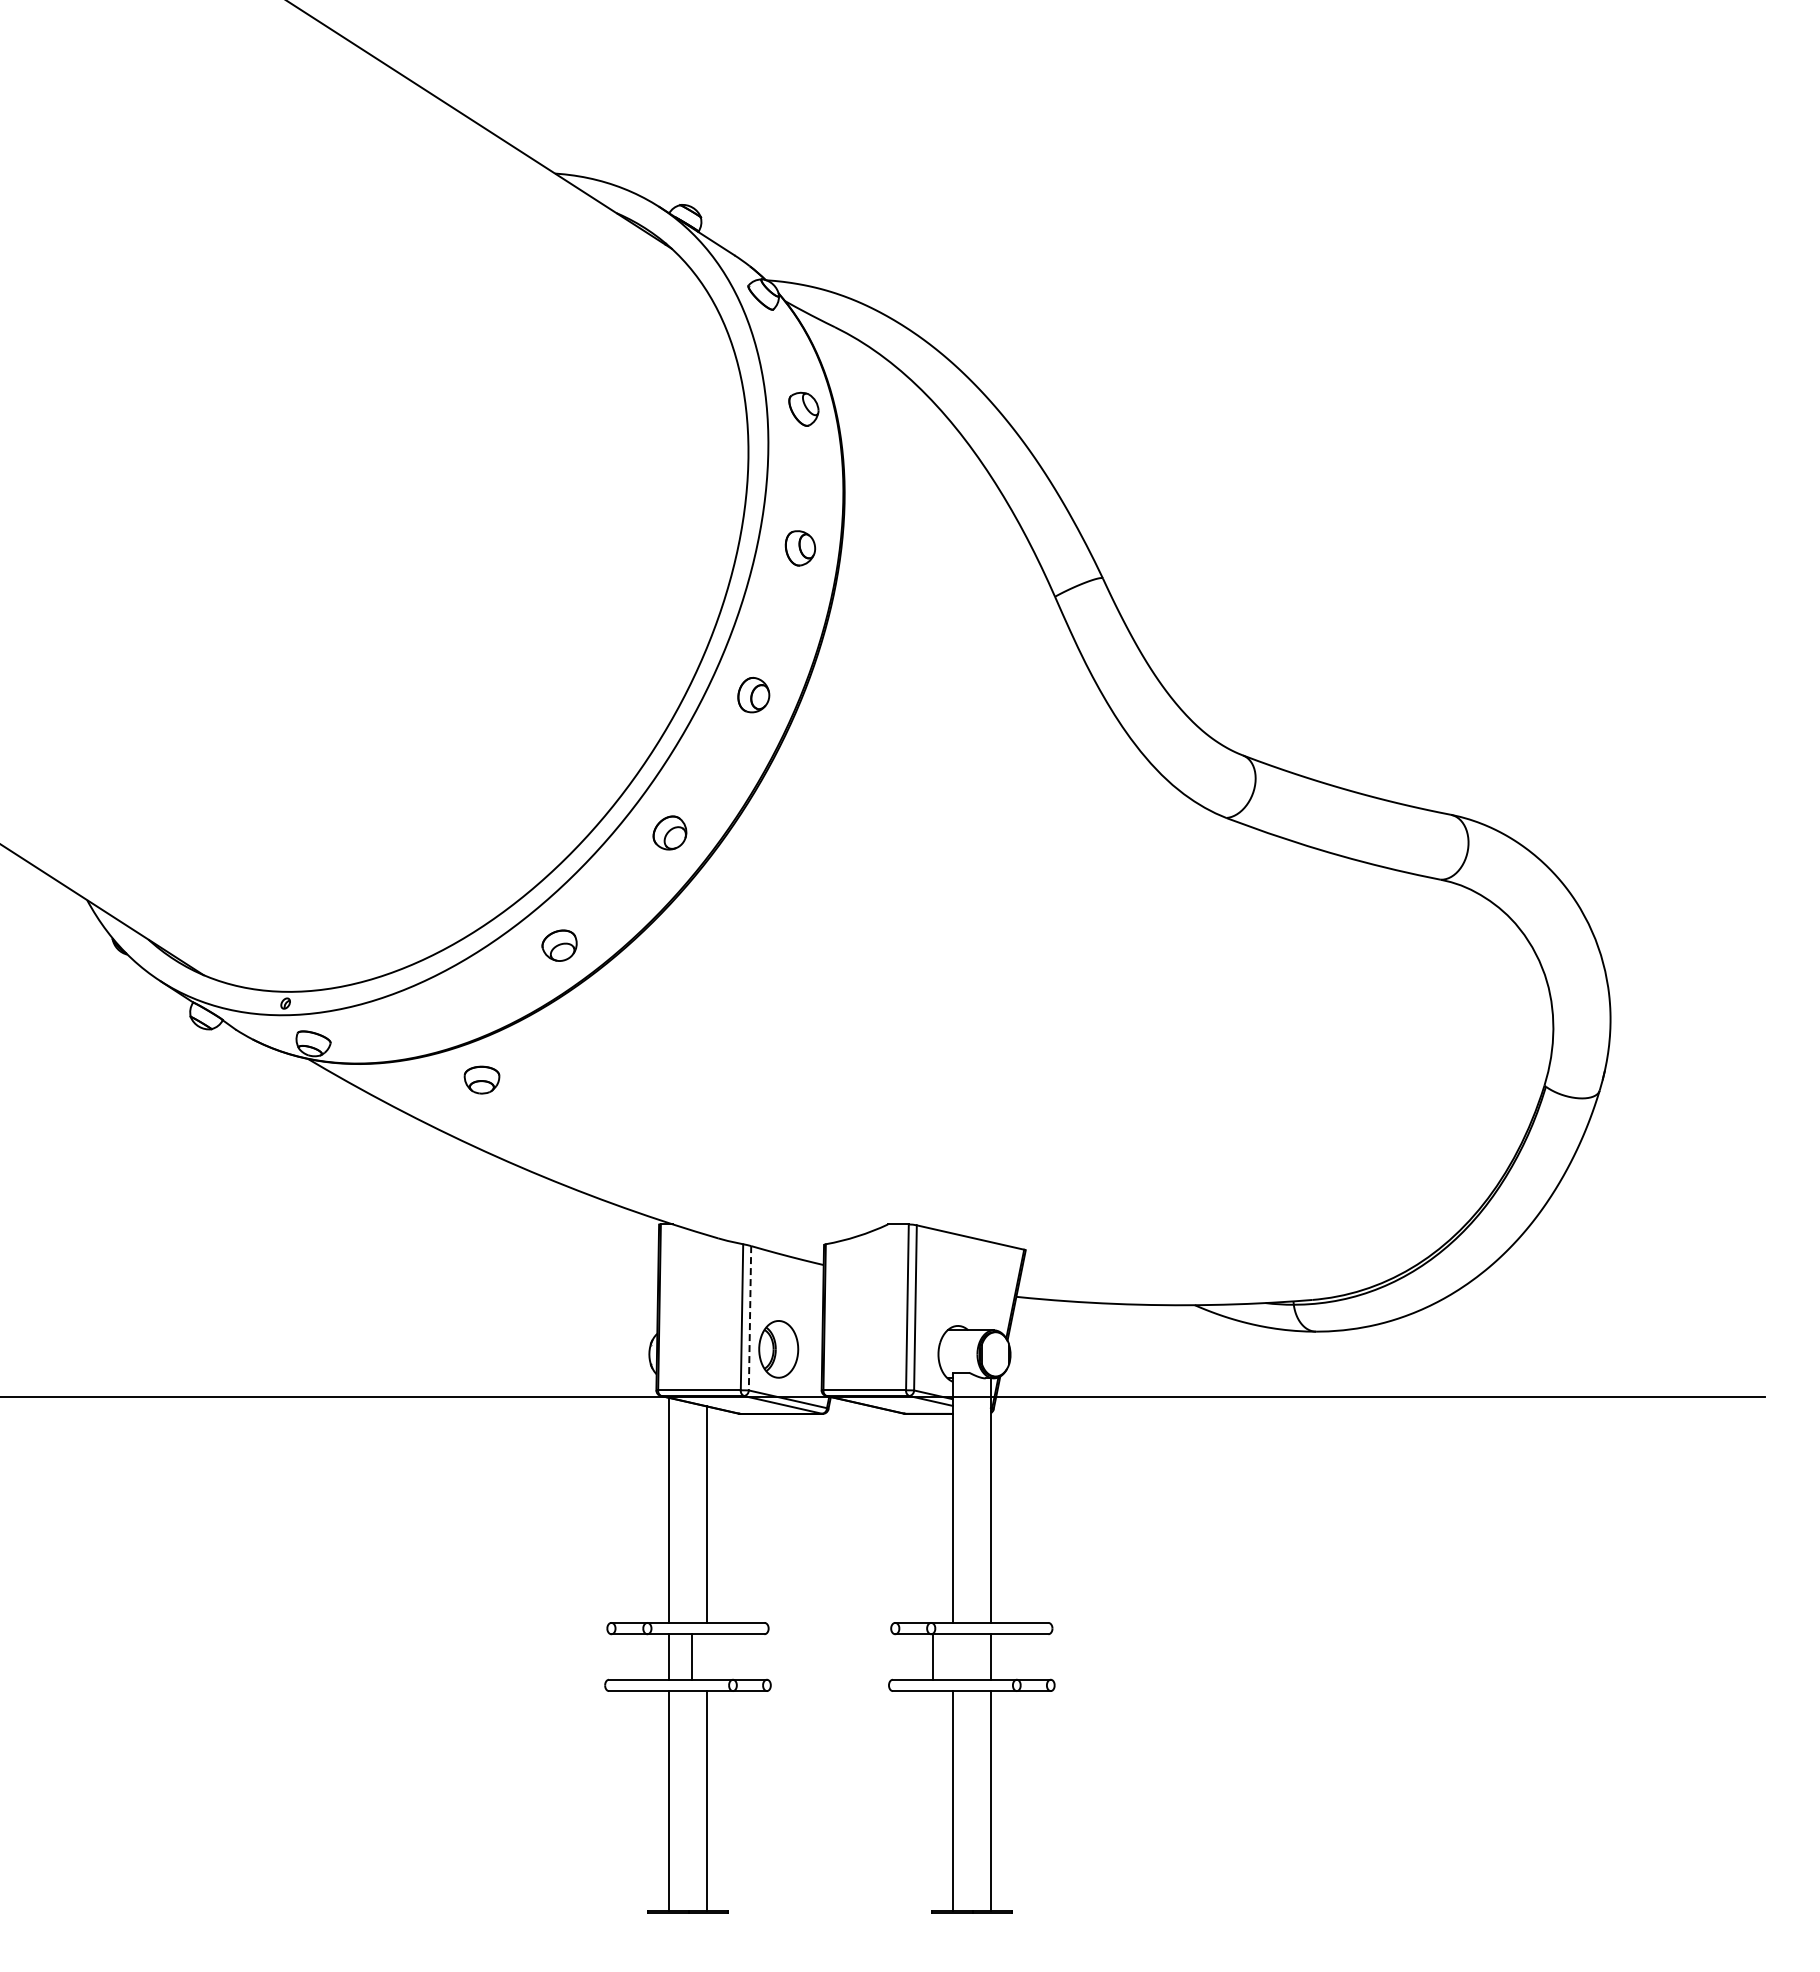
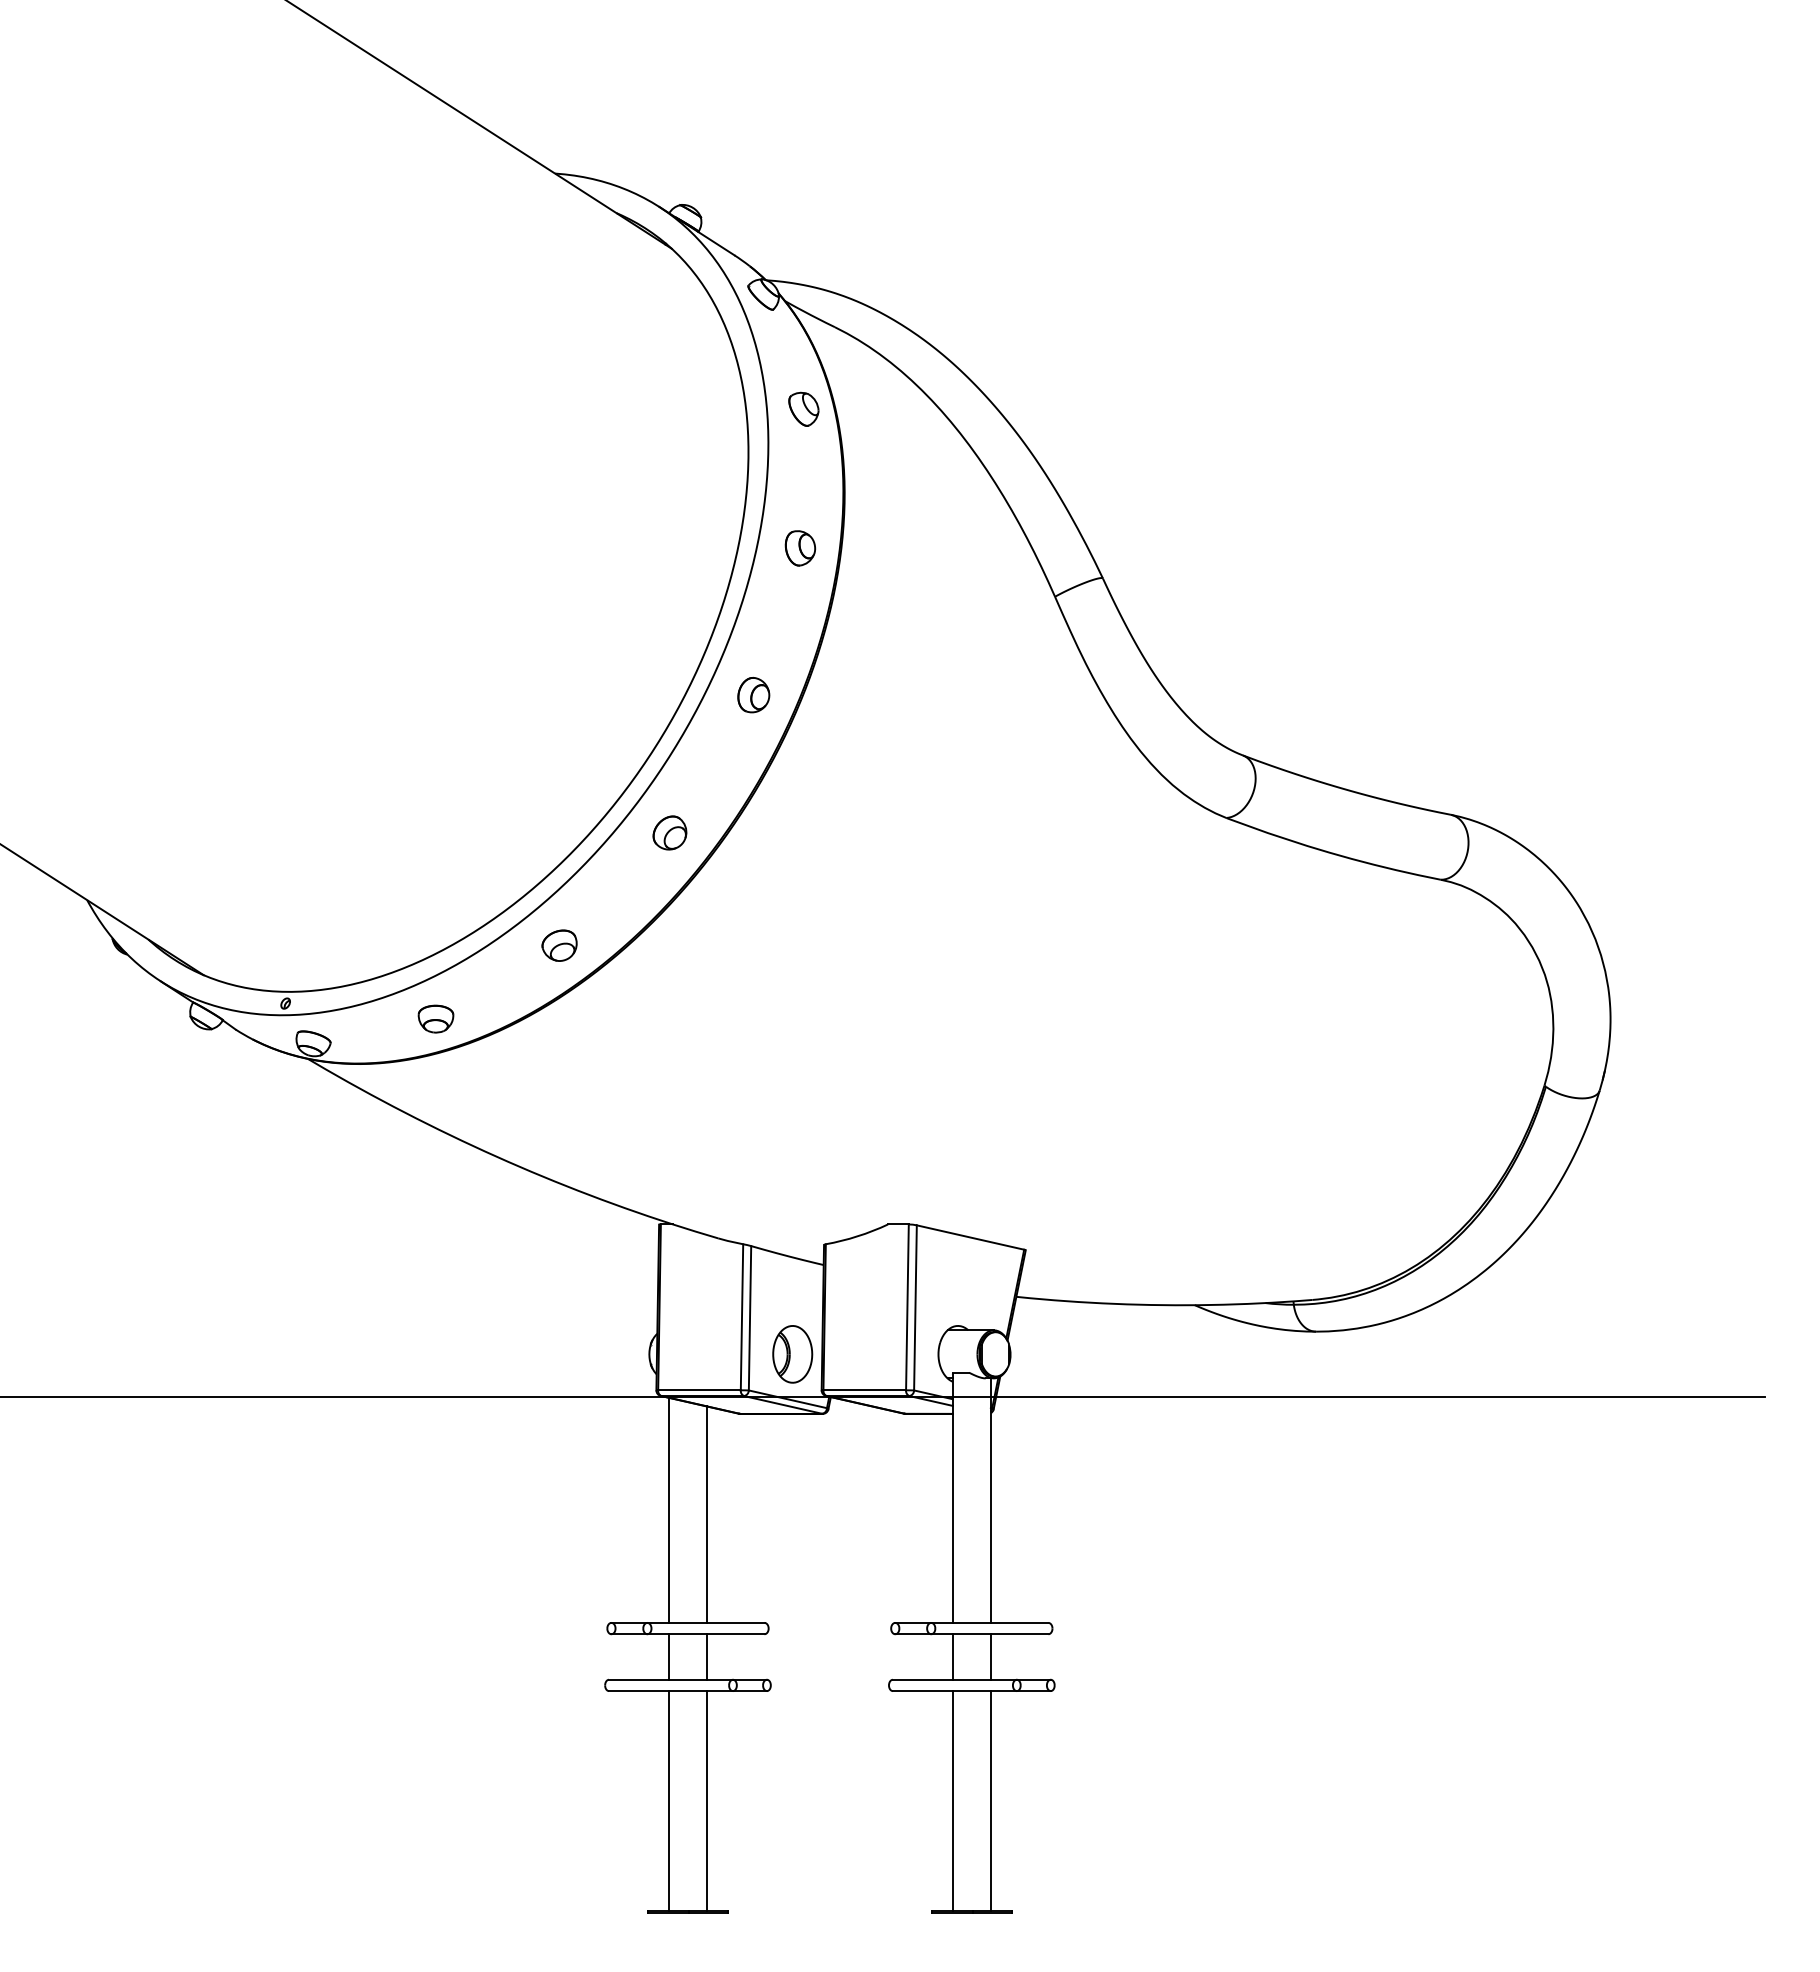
part position: (481, 1079) -> (435, 1018) (435, 1018)
line: dashed -> solid (750, 1318)
part position: (778, 1349) -> (792, 1354) (792, 1354)
line position: (692, 1656) -> (707, 1656) (707, 1656)
line position: (932, 1656) -> (952, 1656) (952, 1656)
